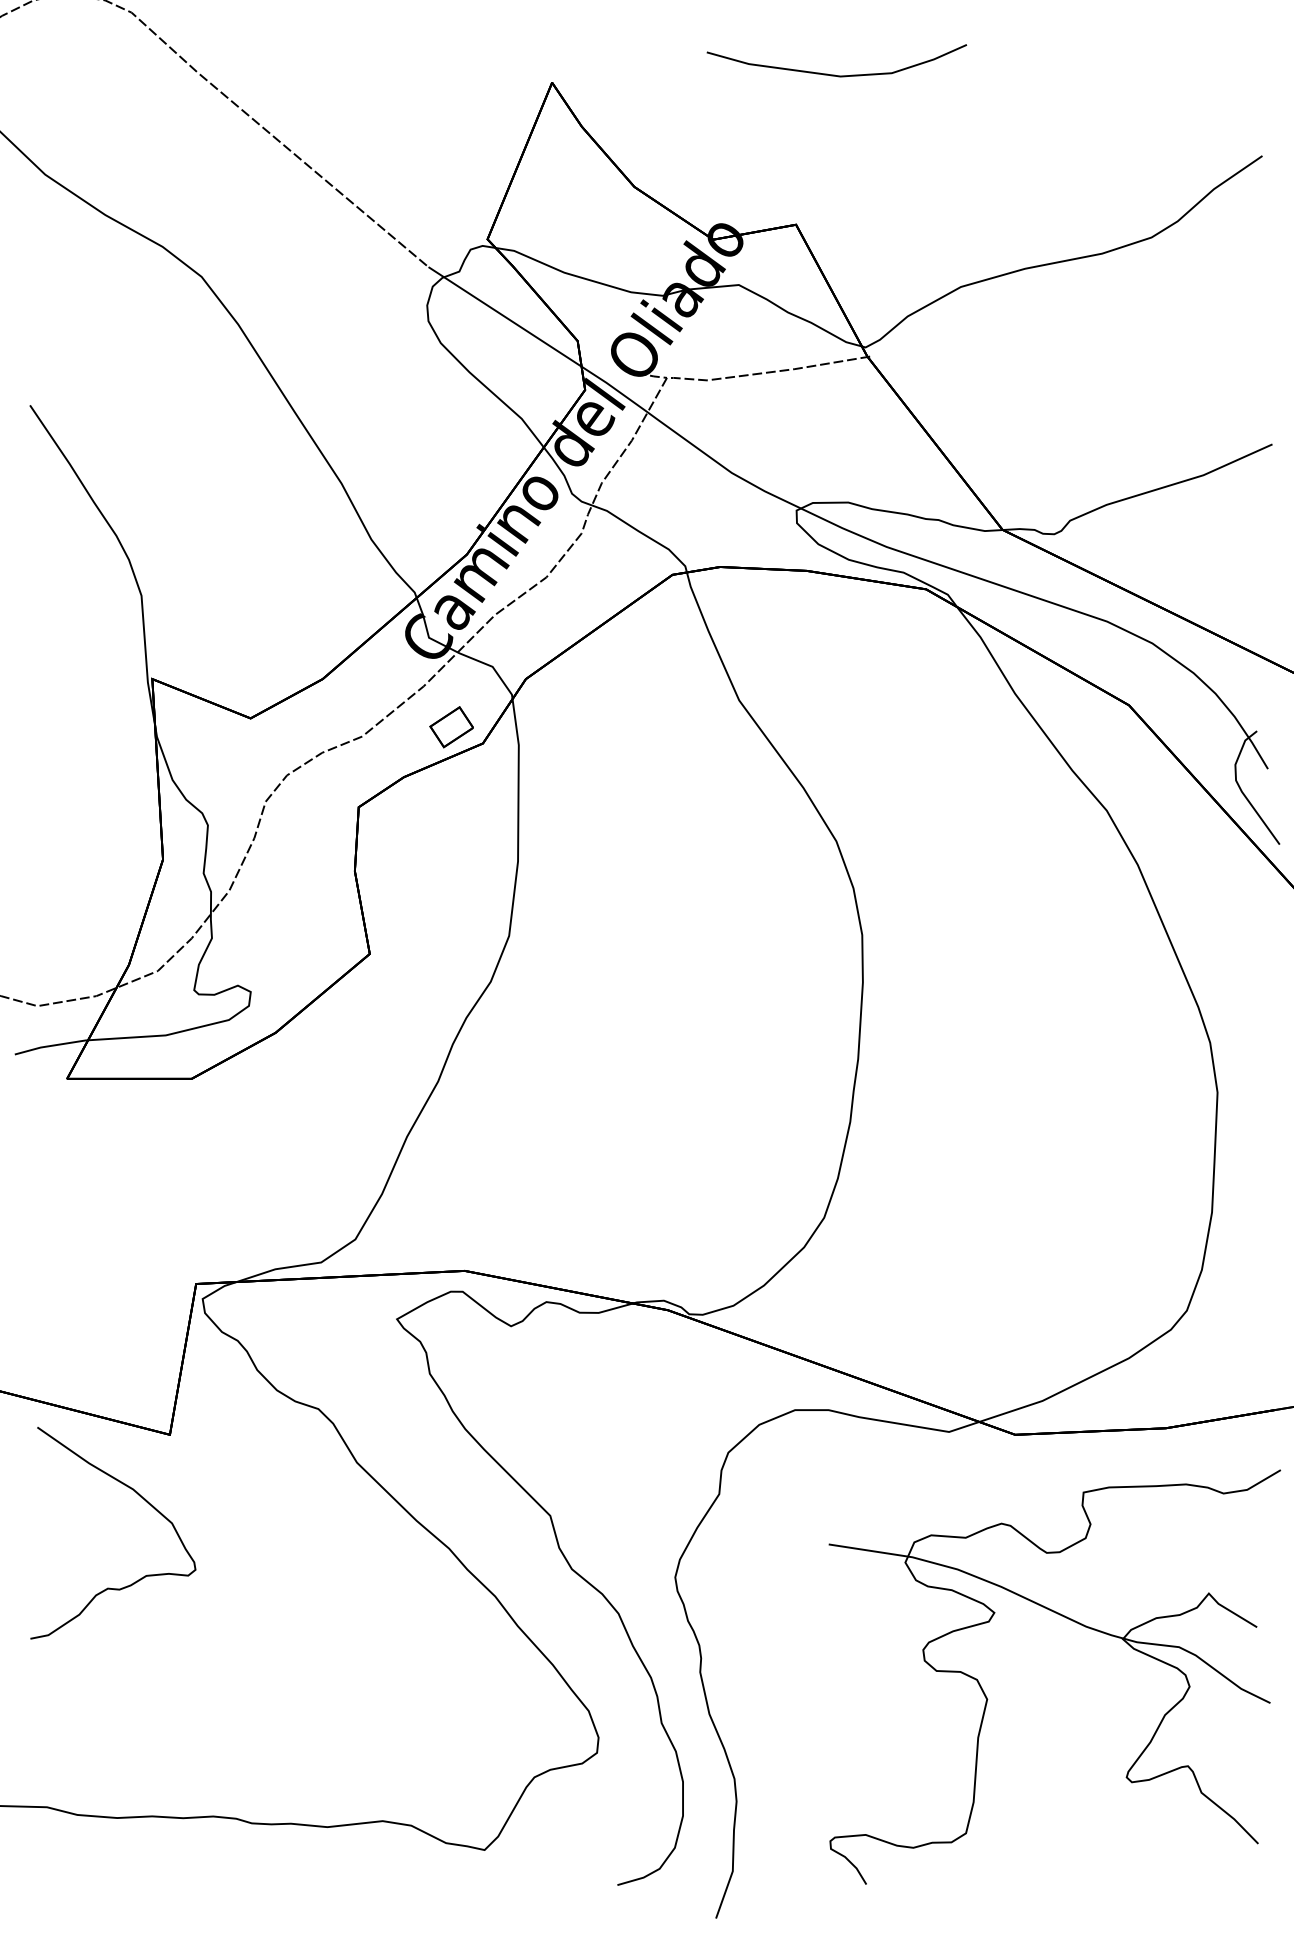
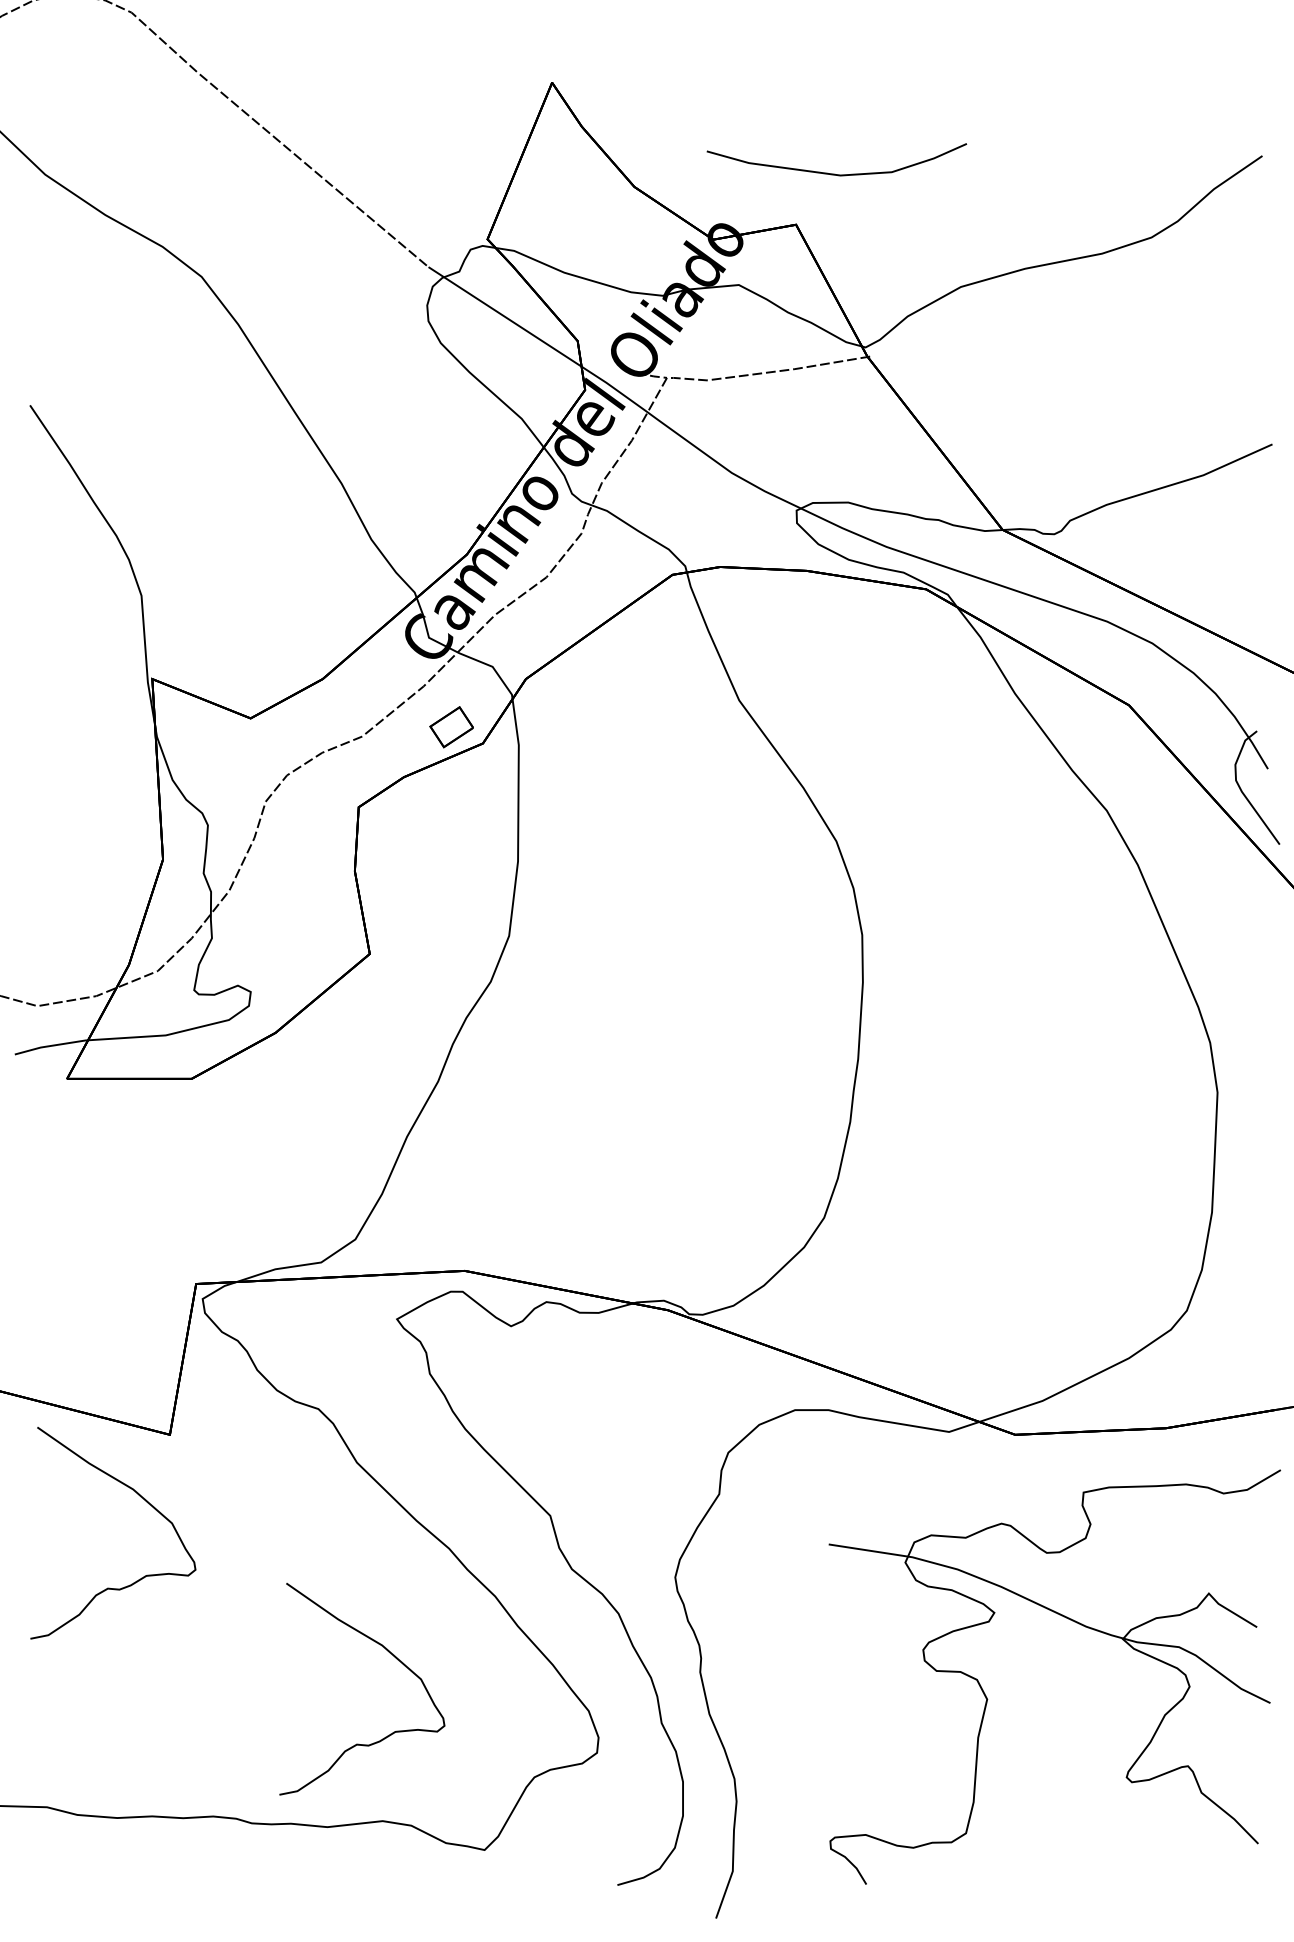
curve position: (835, 74) -> (835, 173) (835, 173)
curve: none -> present (389, 1653)
